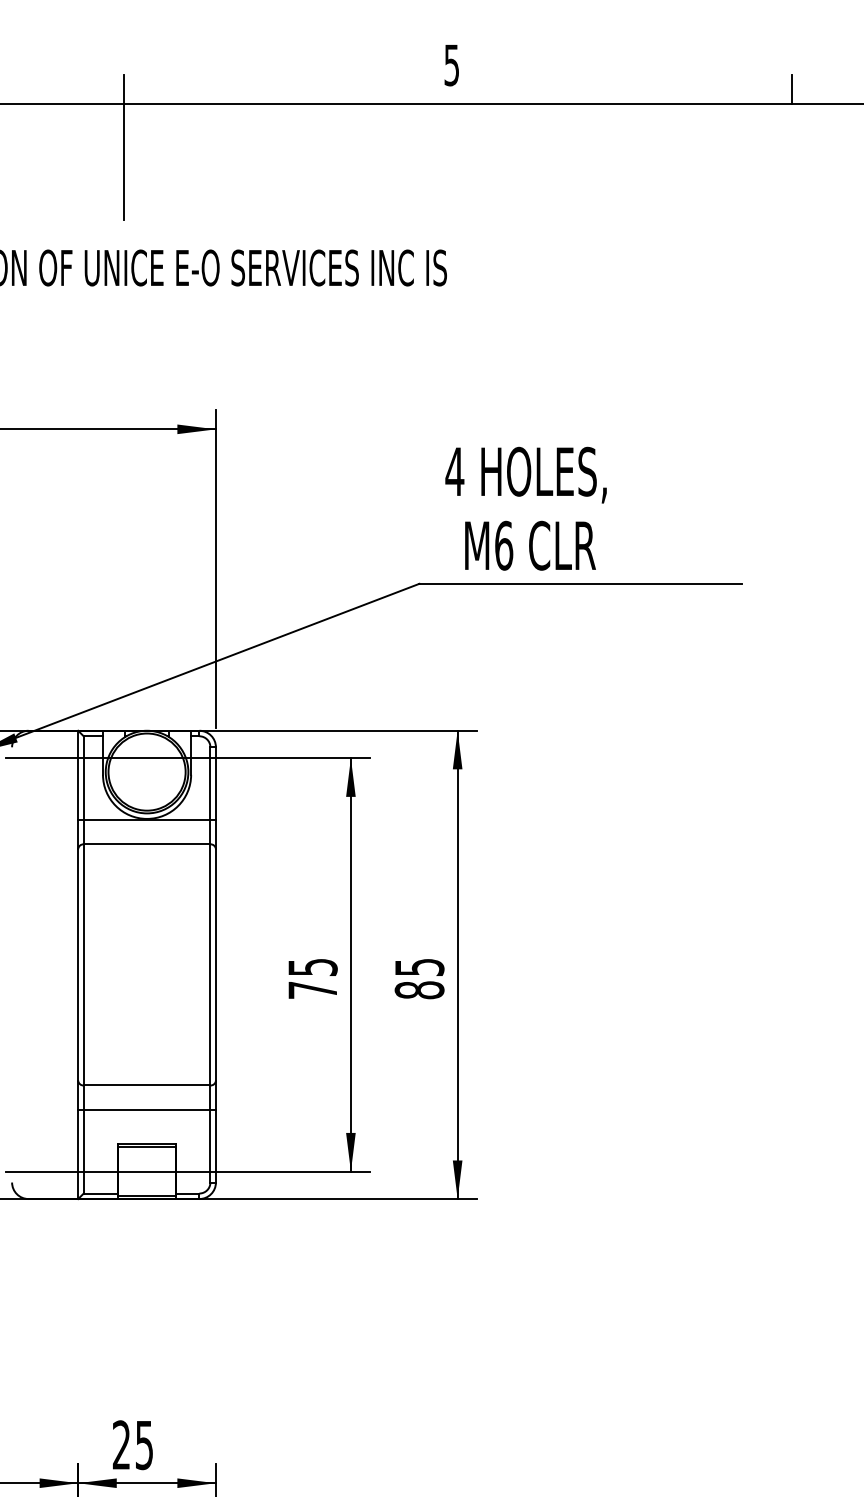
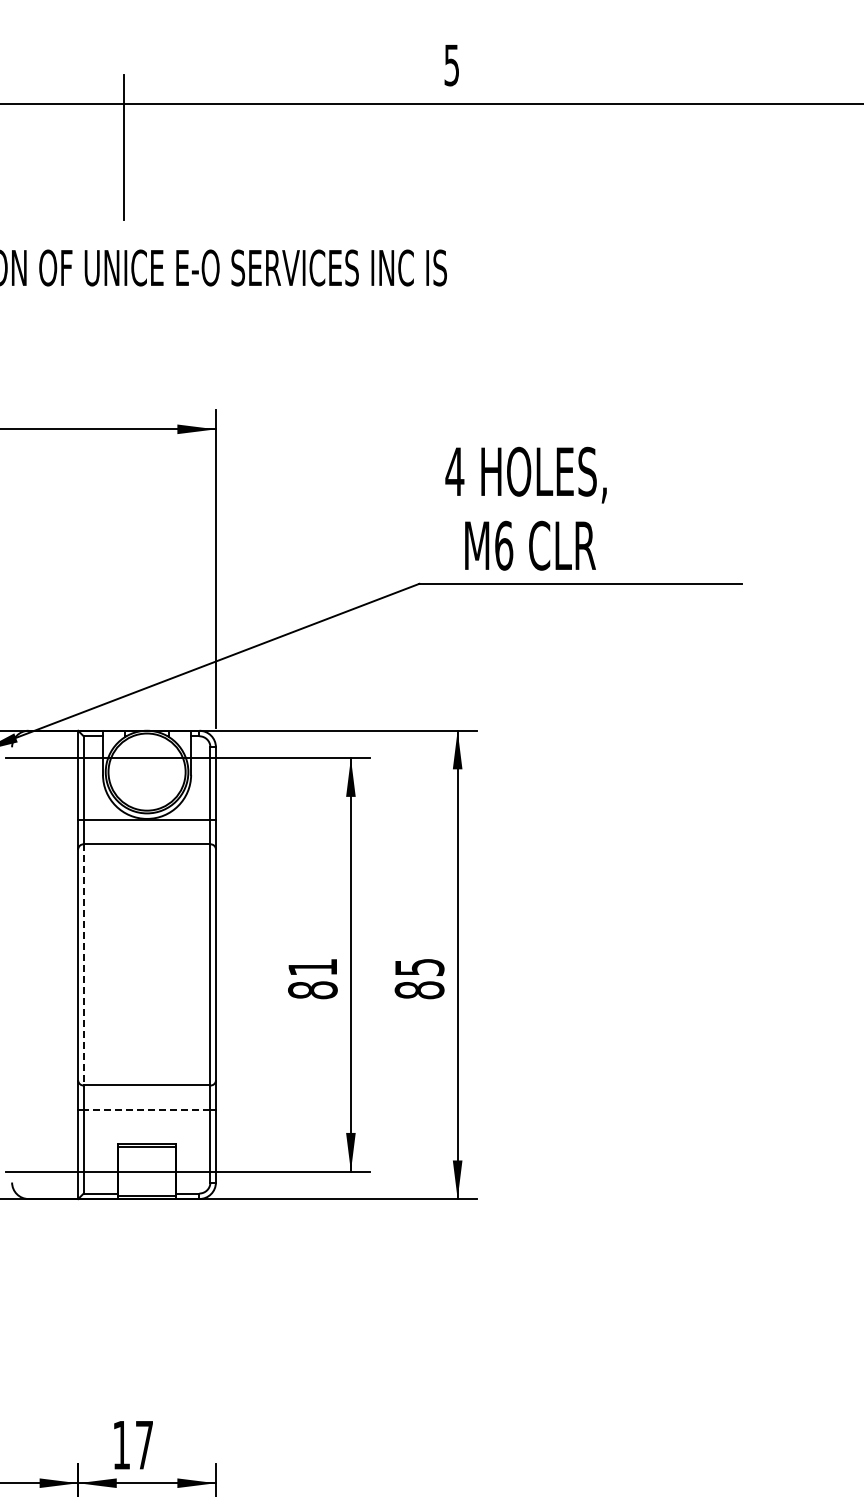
line: present -> none (792, 89)
line: solid -> dashed (83, 964)
text: 75 -> 81 (312, 979)
line: solid -> dashed (146, 1109)
text: 25 -> 17 (132, 1445)
